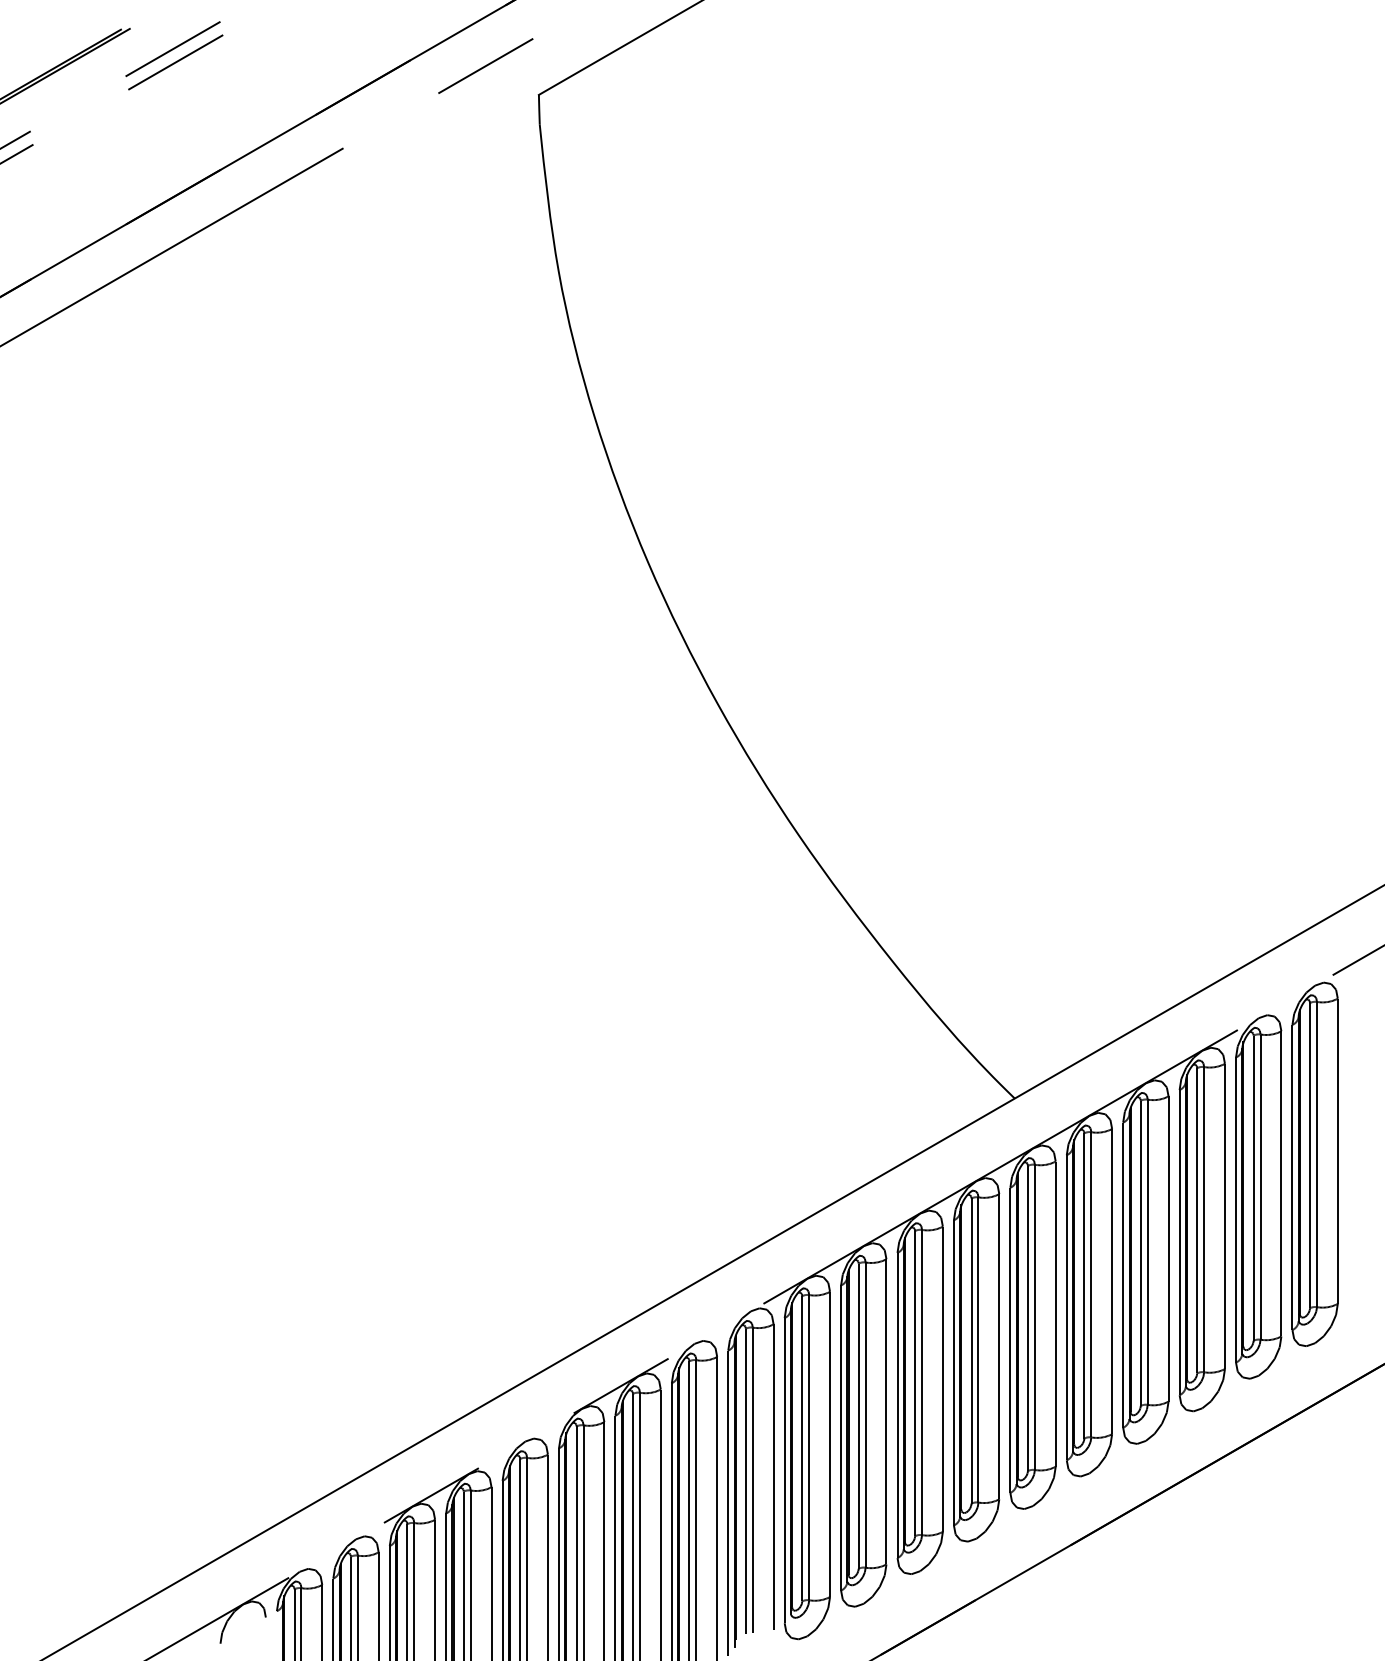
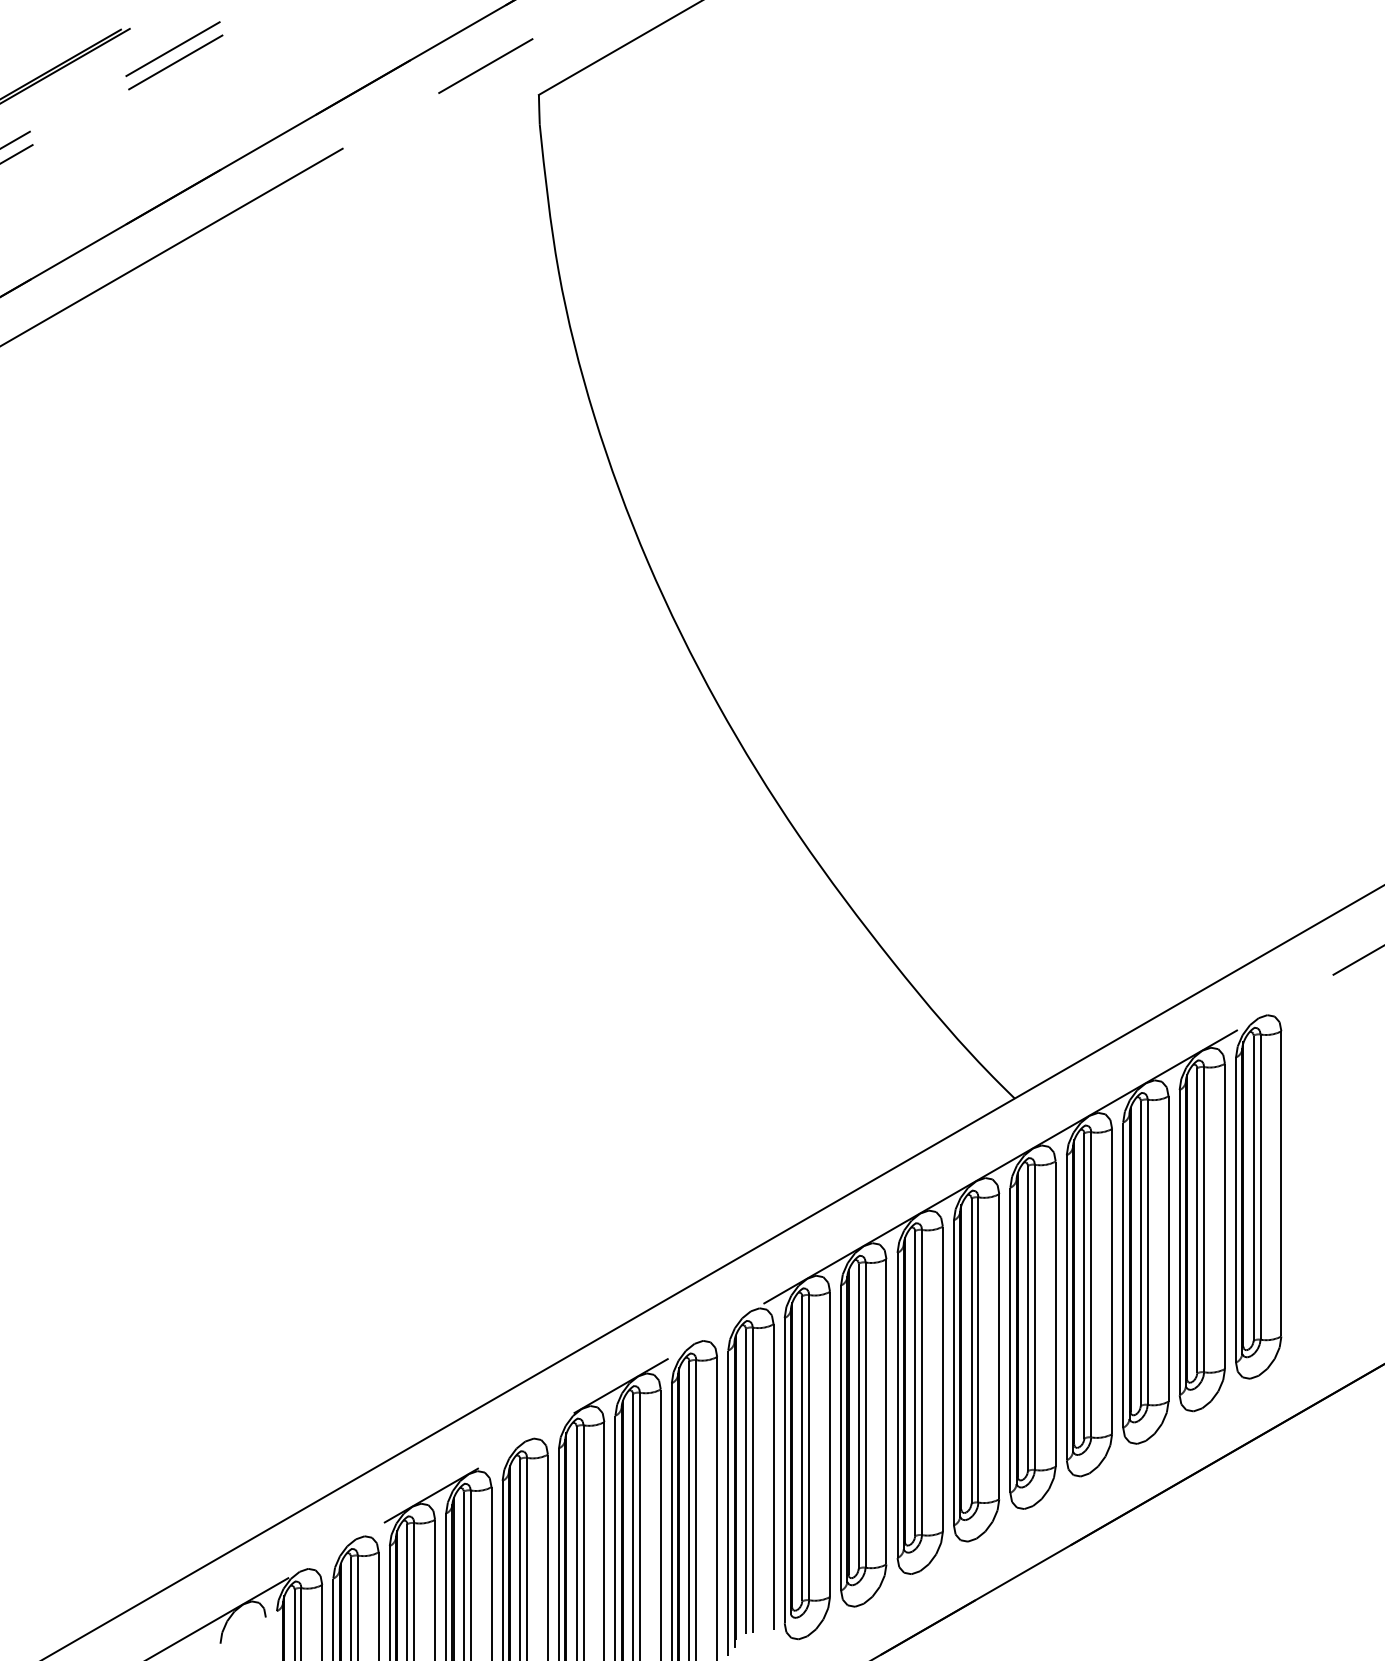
part: present -> none (1314, 1163)
